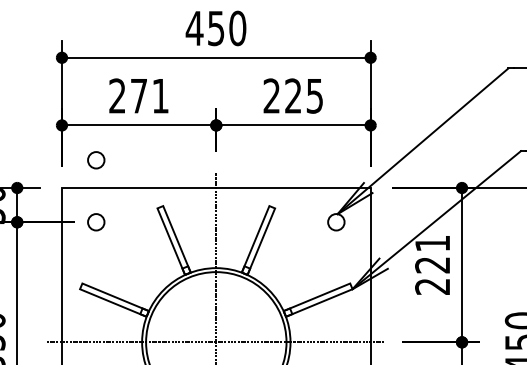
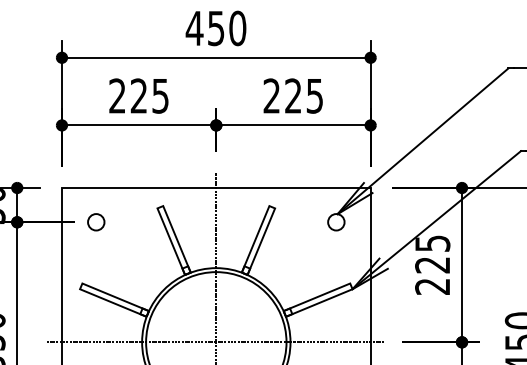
text: 271 -> 225 (149, 95)
circle: present -> none (96, 160)
text: 221 -> 225 (432, 243)
